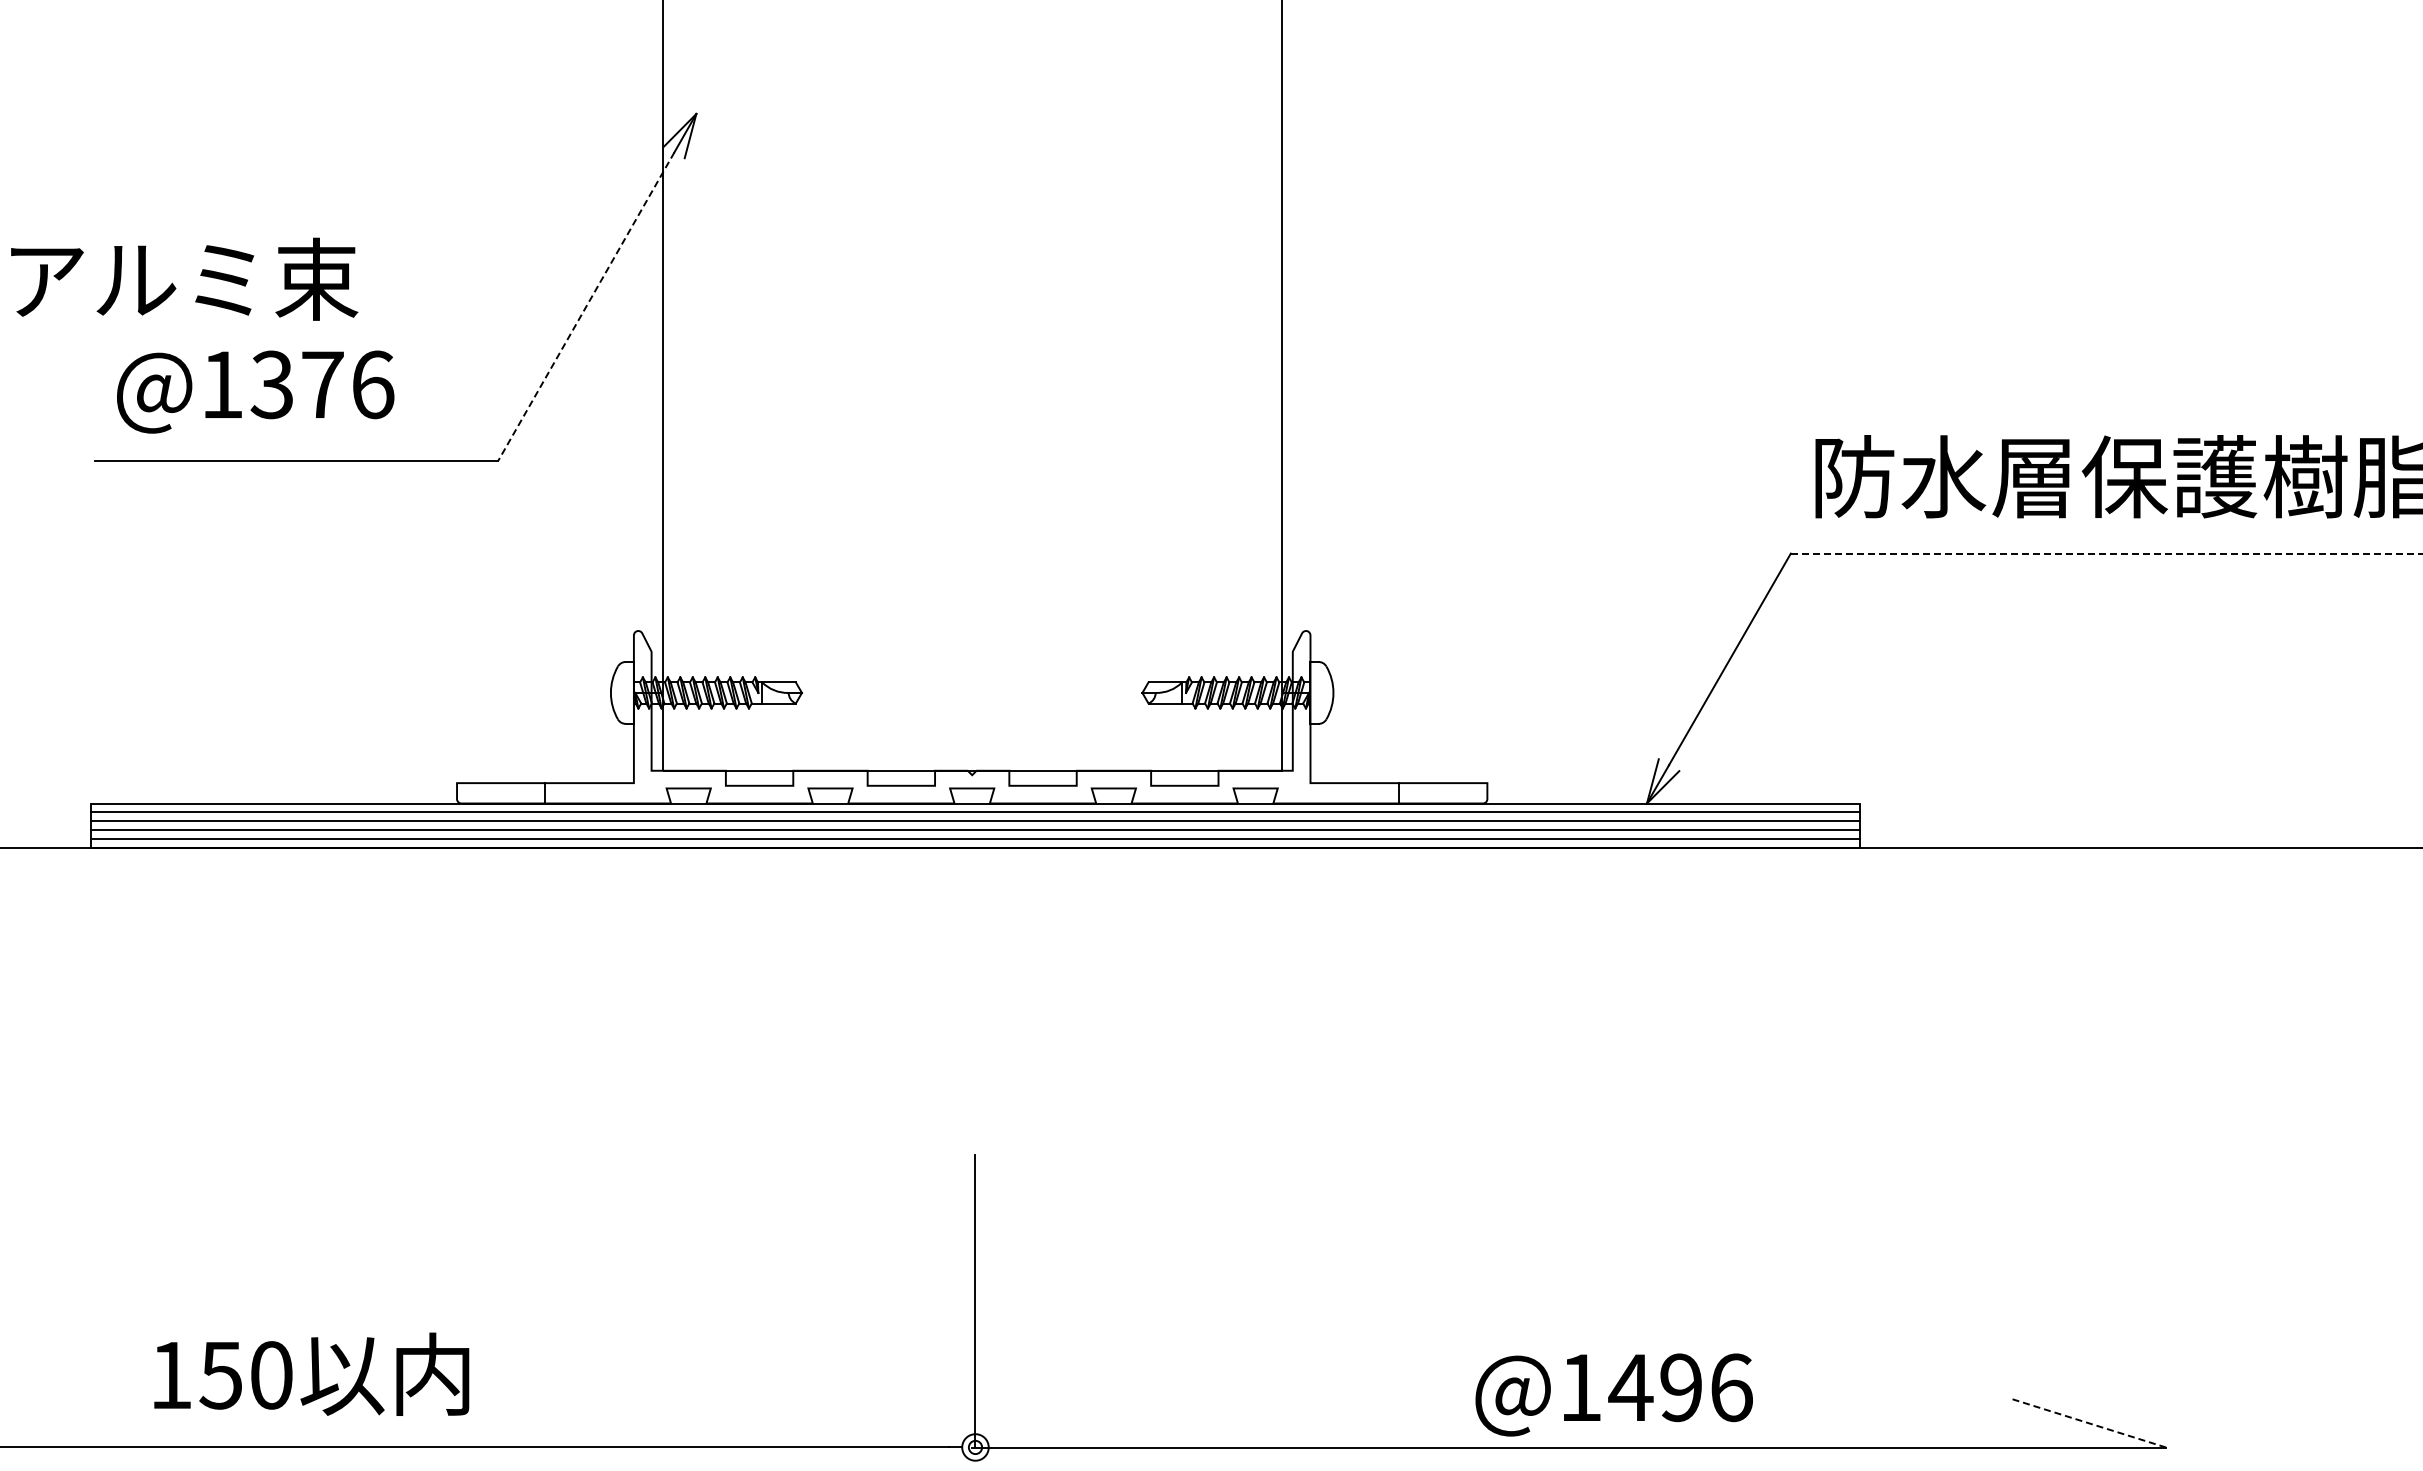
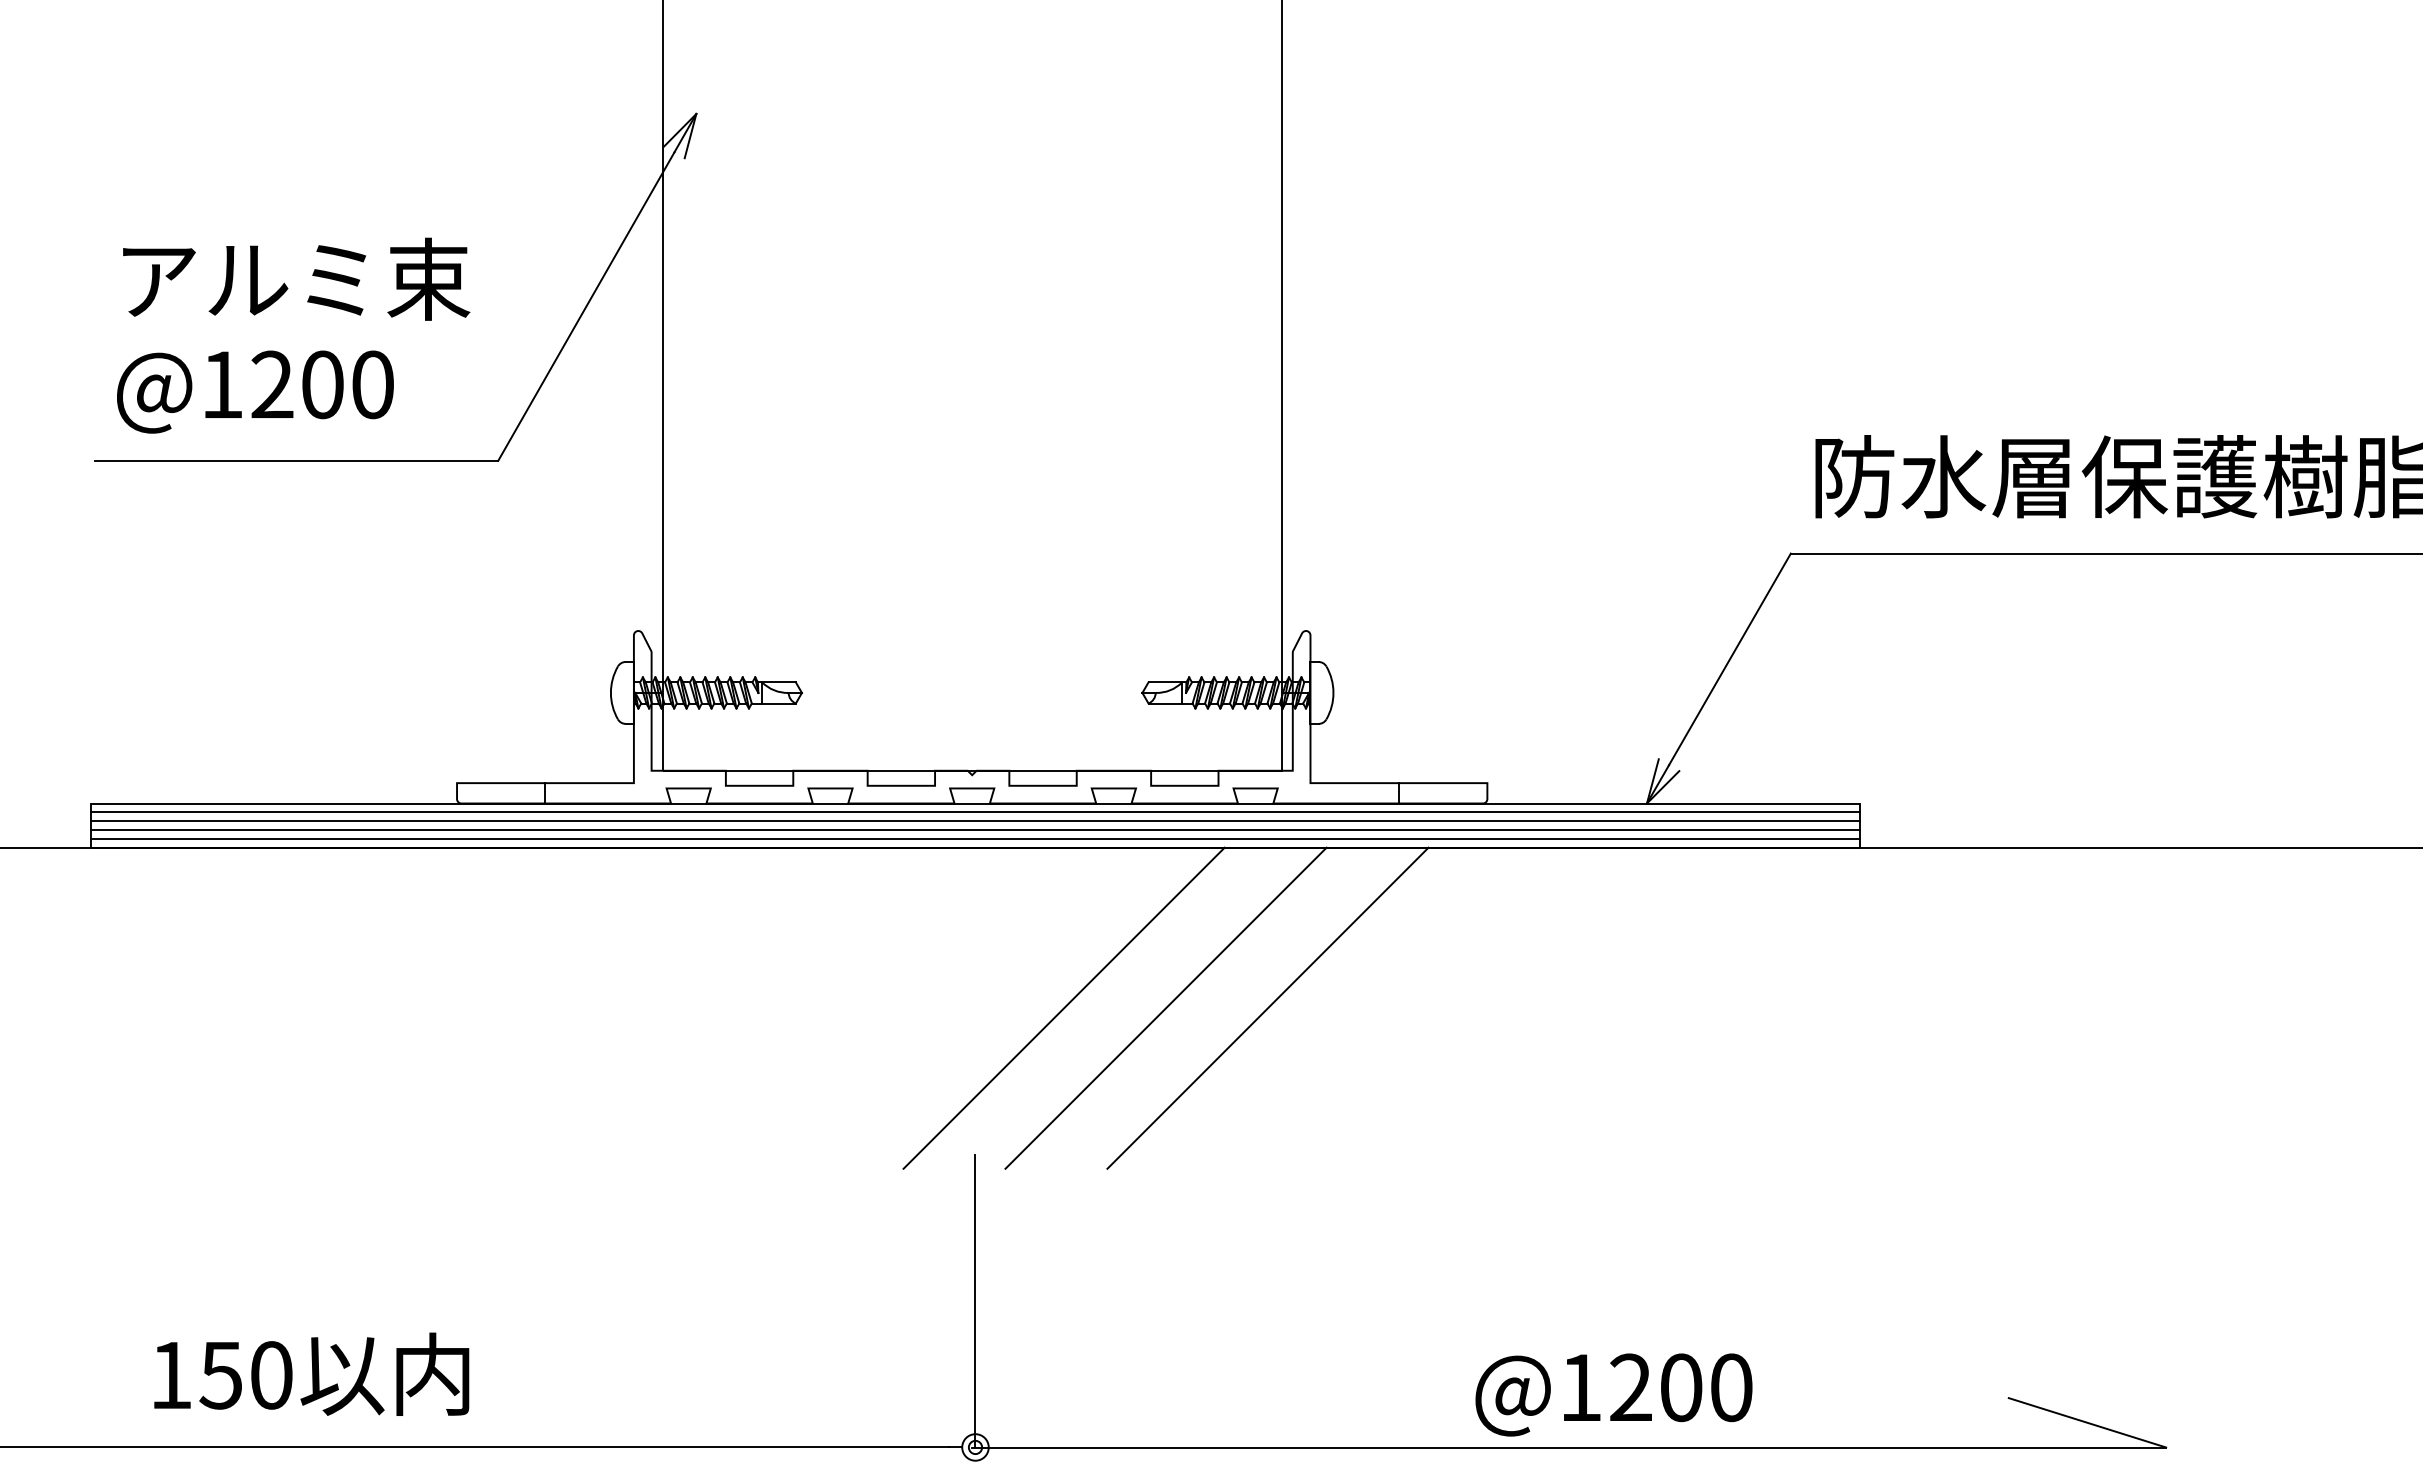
text position: (184, 278) -> (296, 278) (296, 278)
line: dashed -> solid (586, 306)
text: @1376 -> @1200 (322, 384)
line: dashed -> solid (2106, 553)
line: none -> present (1063, 1007)
line: none -> present (1165, 1007)
line: none -> present (1267, 1007)
text: @1496 -> @1200 (1680, 1387)
line: dashed -> solid (2087, 1422)
